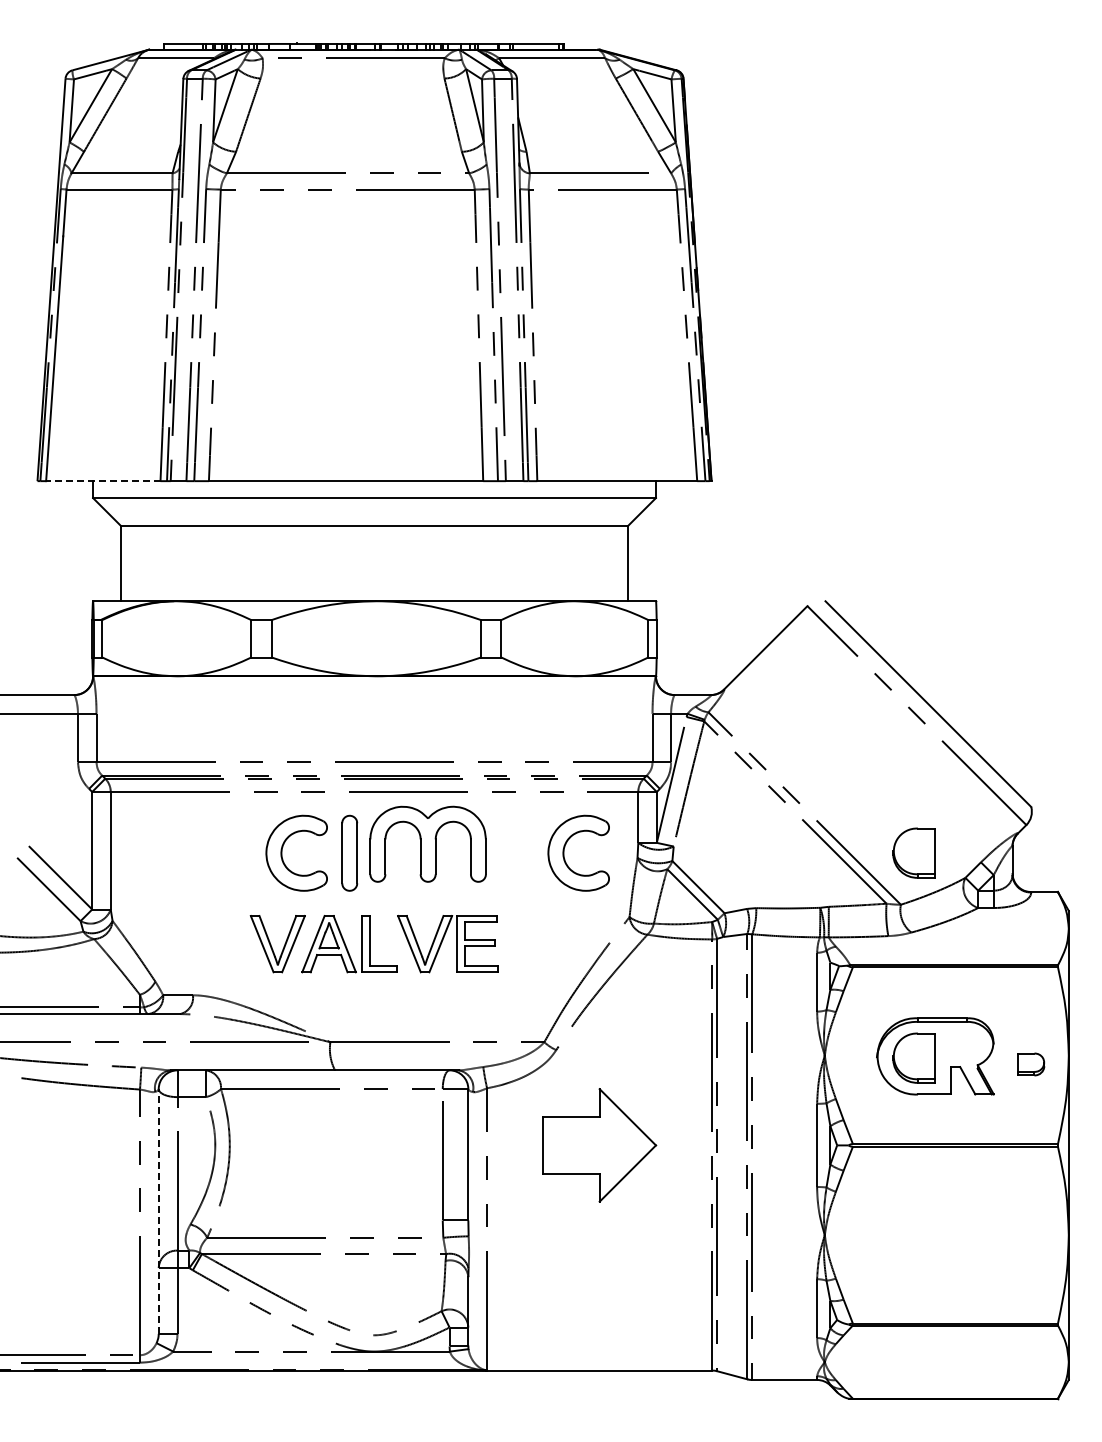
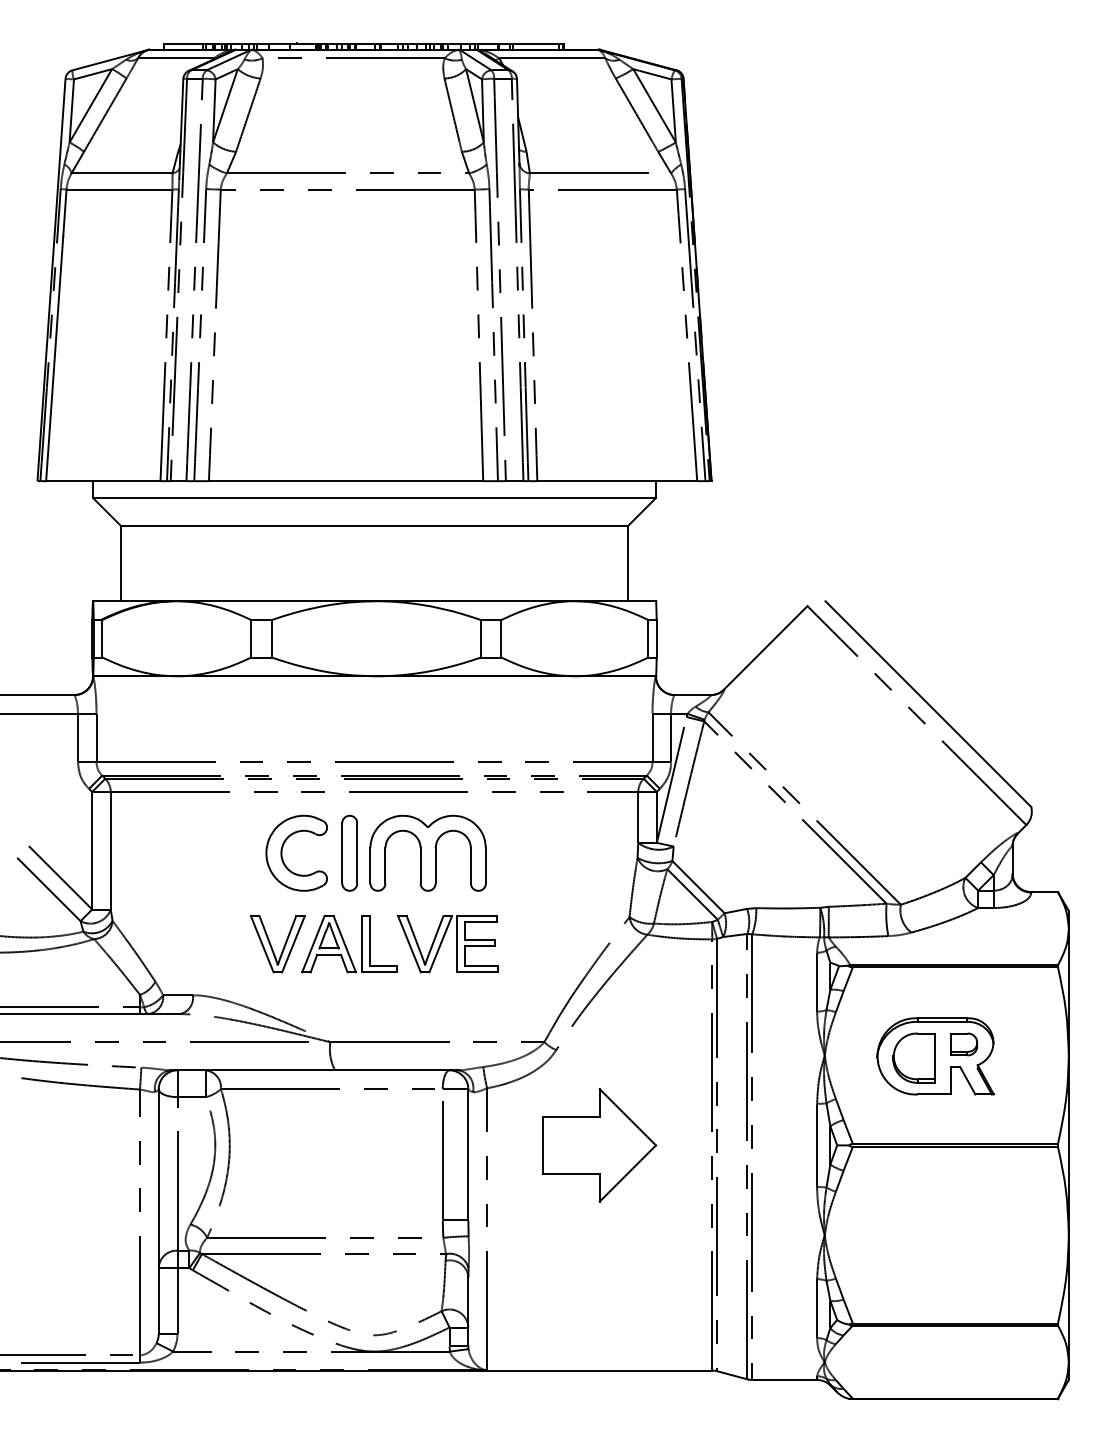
line: dashed -> solid (102, 481)
part position: (427, 843) -> (427, 852) (427, 852)
part: present -> none (565, 847)
part: present -> none (913, 852)
part position: (1031, 1064) -> (964, 1044) (964, 1044)
line: dashed -> solid (158, 1211)
